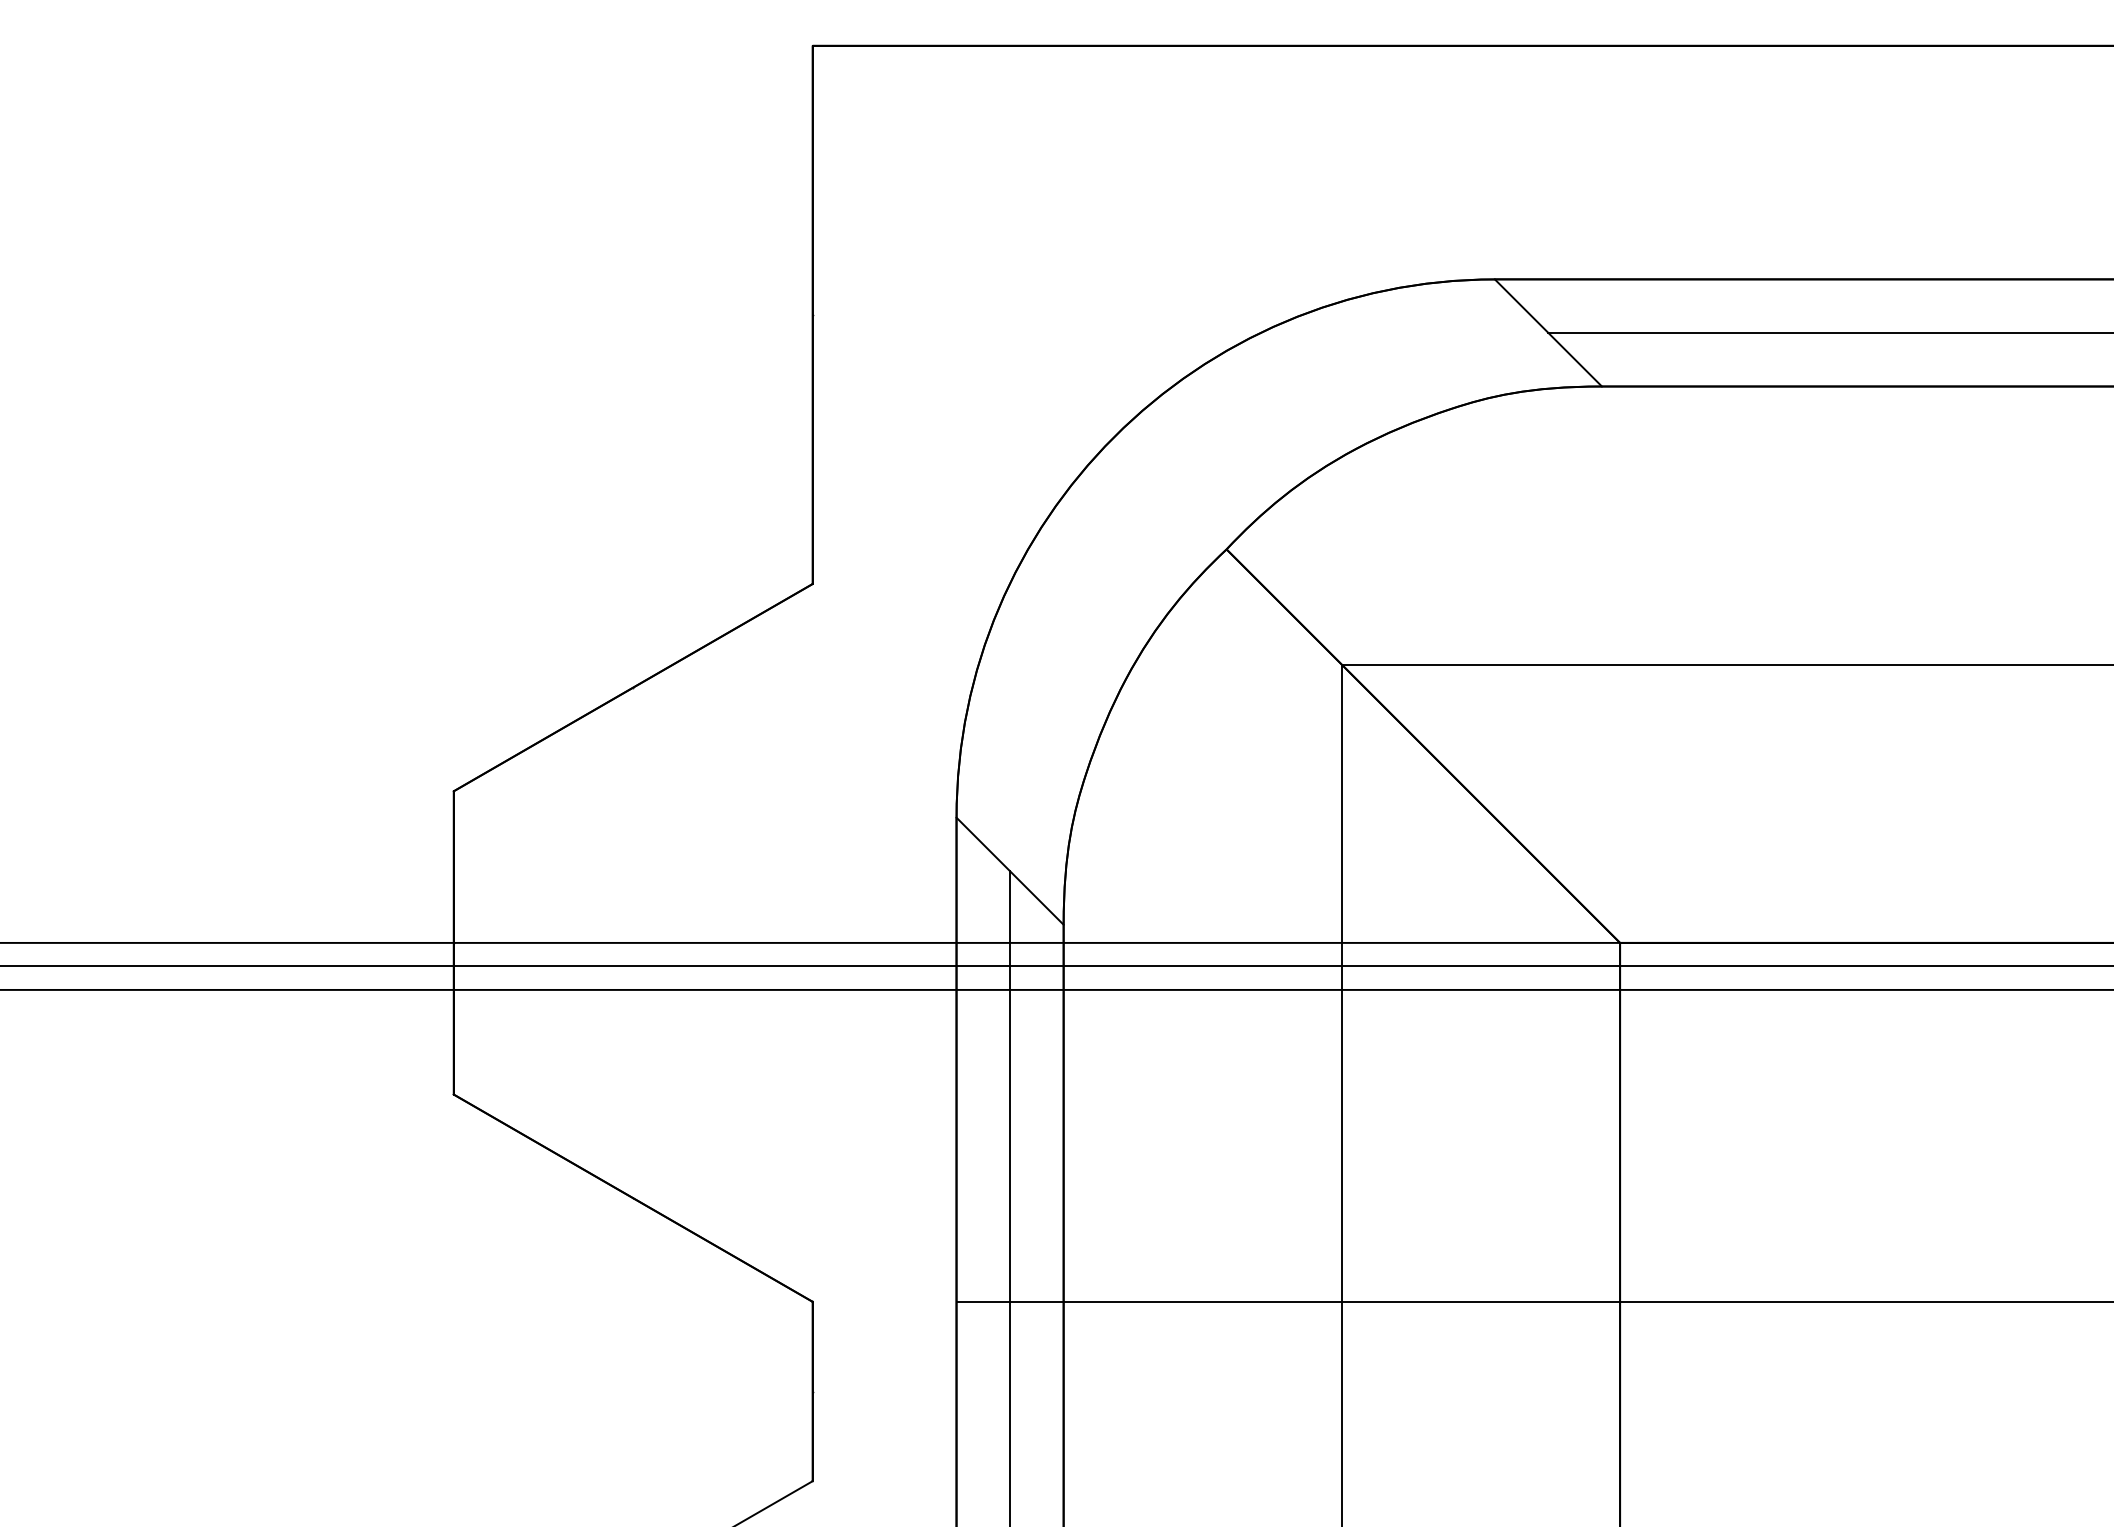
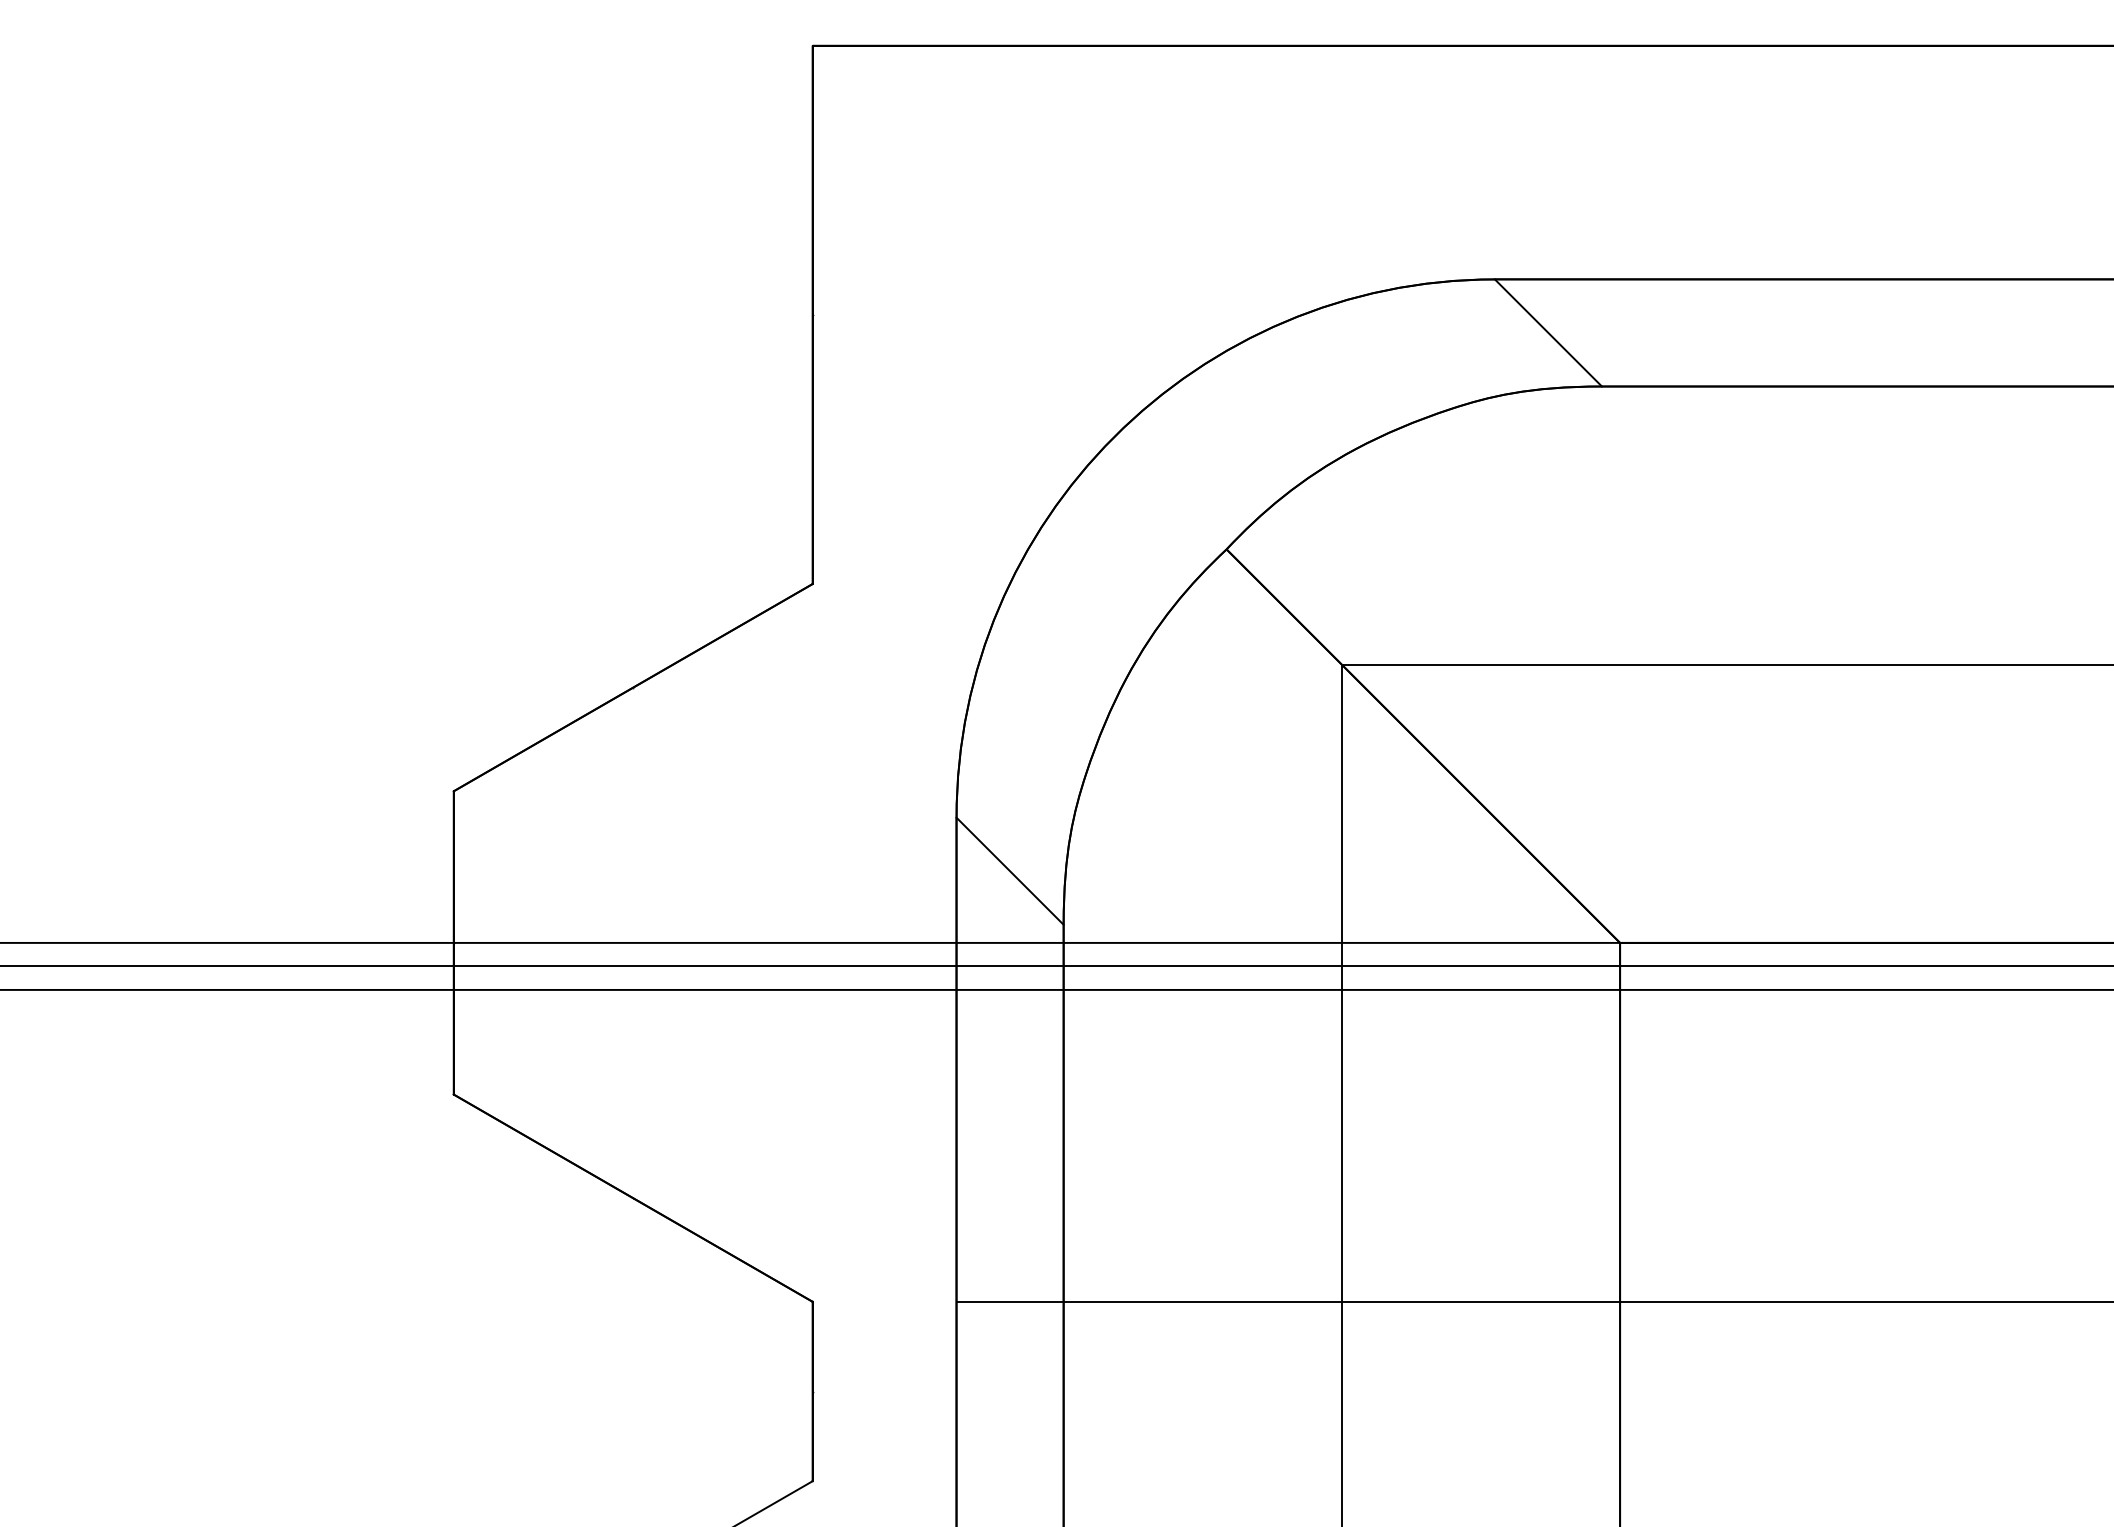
line: present -> none (1829, 332)
line: present -> none (1010, 1197)
